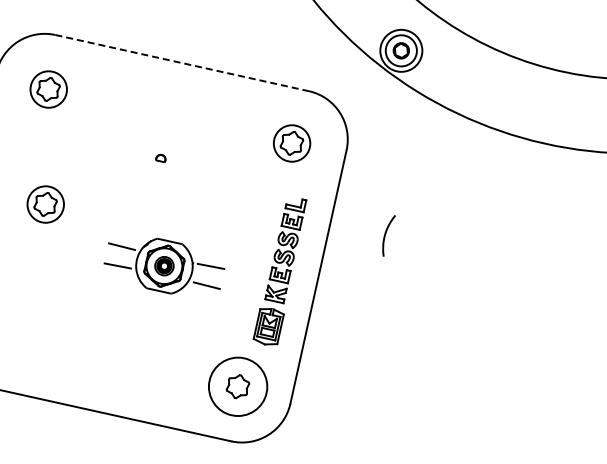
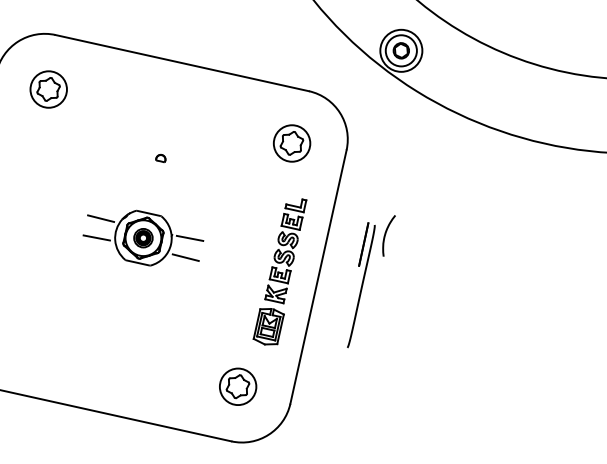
line: dashed -> solid (182, 63)
part: present -> none (45, 204)
part position: (164, 265) -> (143, 237) (143, 237)
part: none -> present (361, 285)
circle diameter: 58 px -> 36 px (237, 386)
